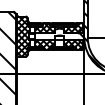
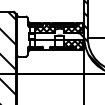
hatch: present -> none (23, 36)
hatch: present -> none (45, 44)
